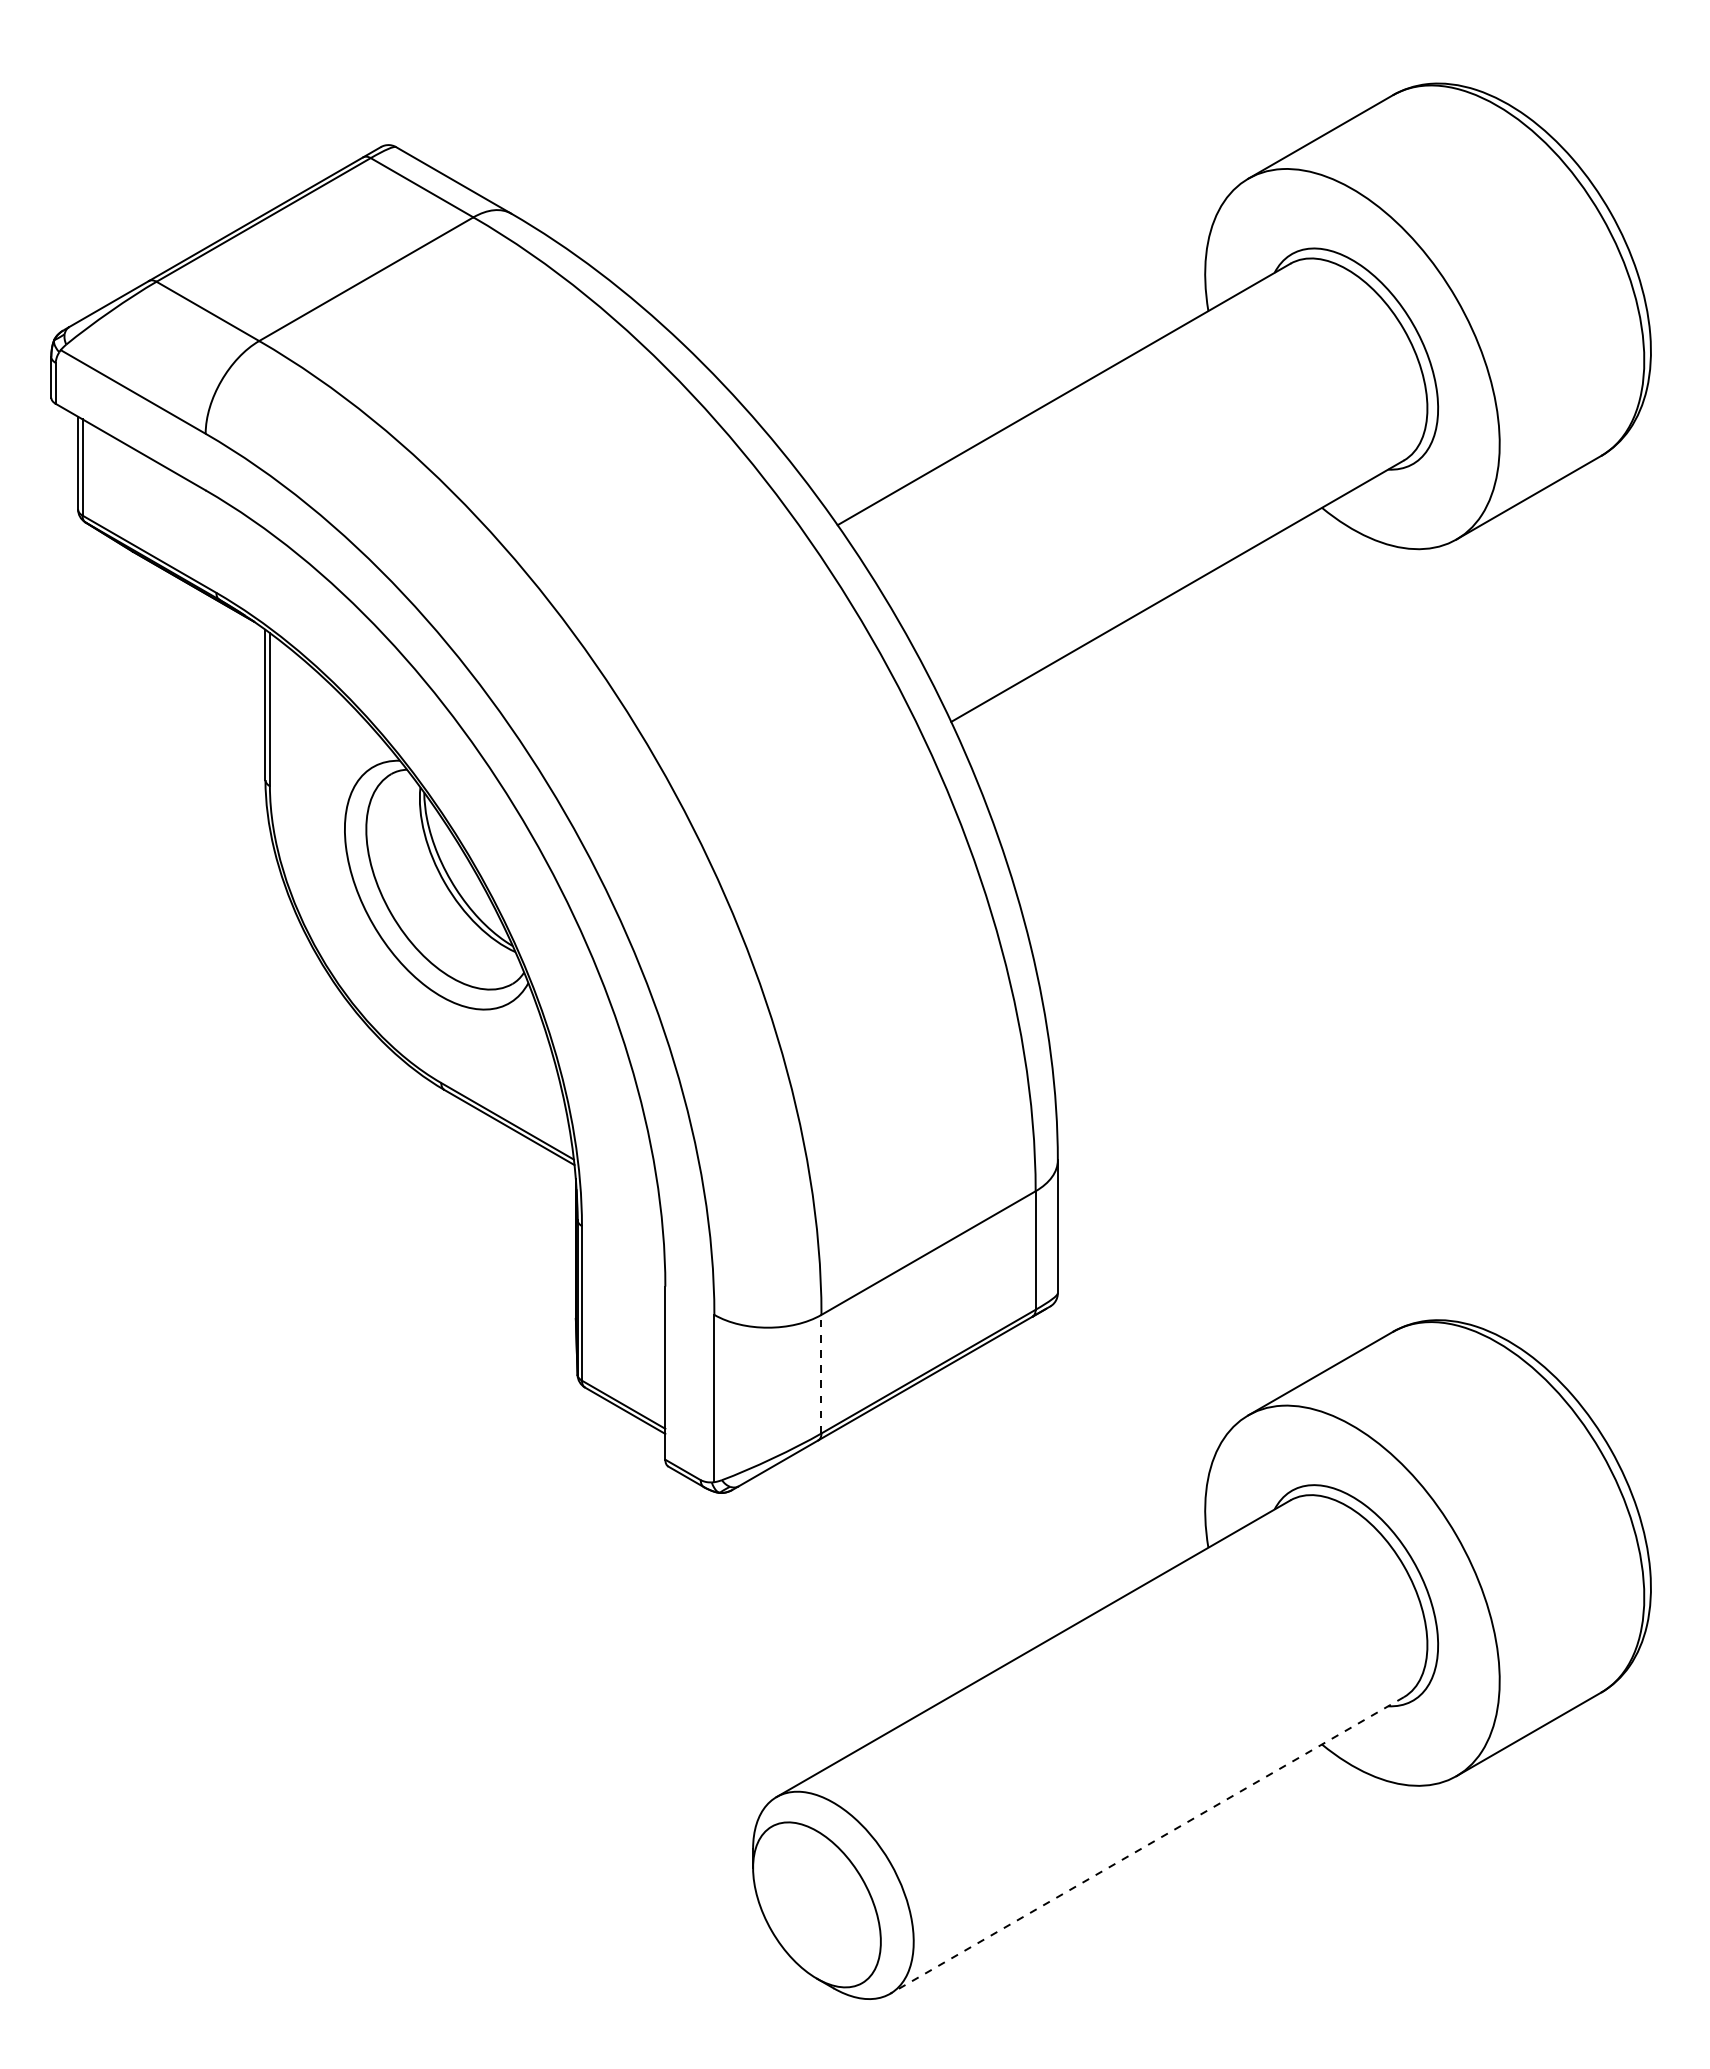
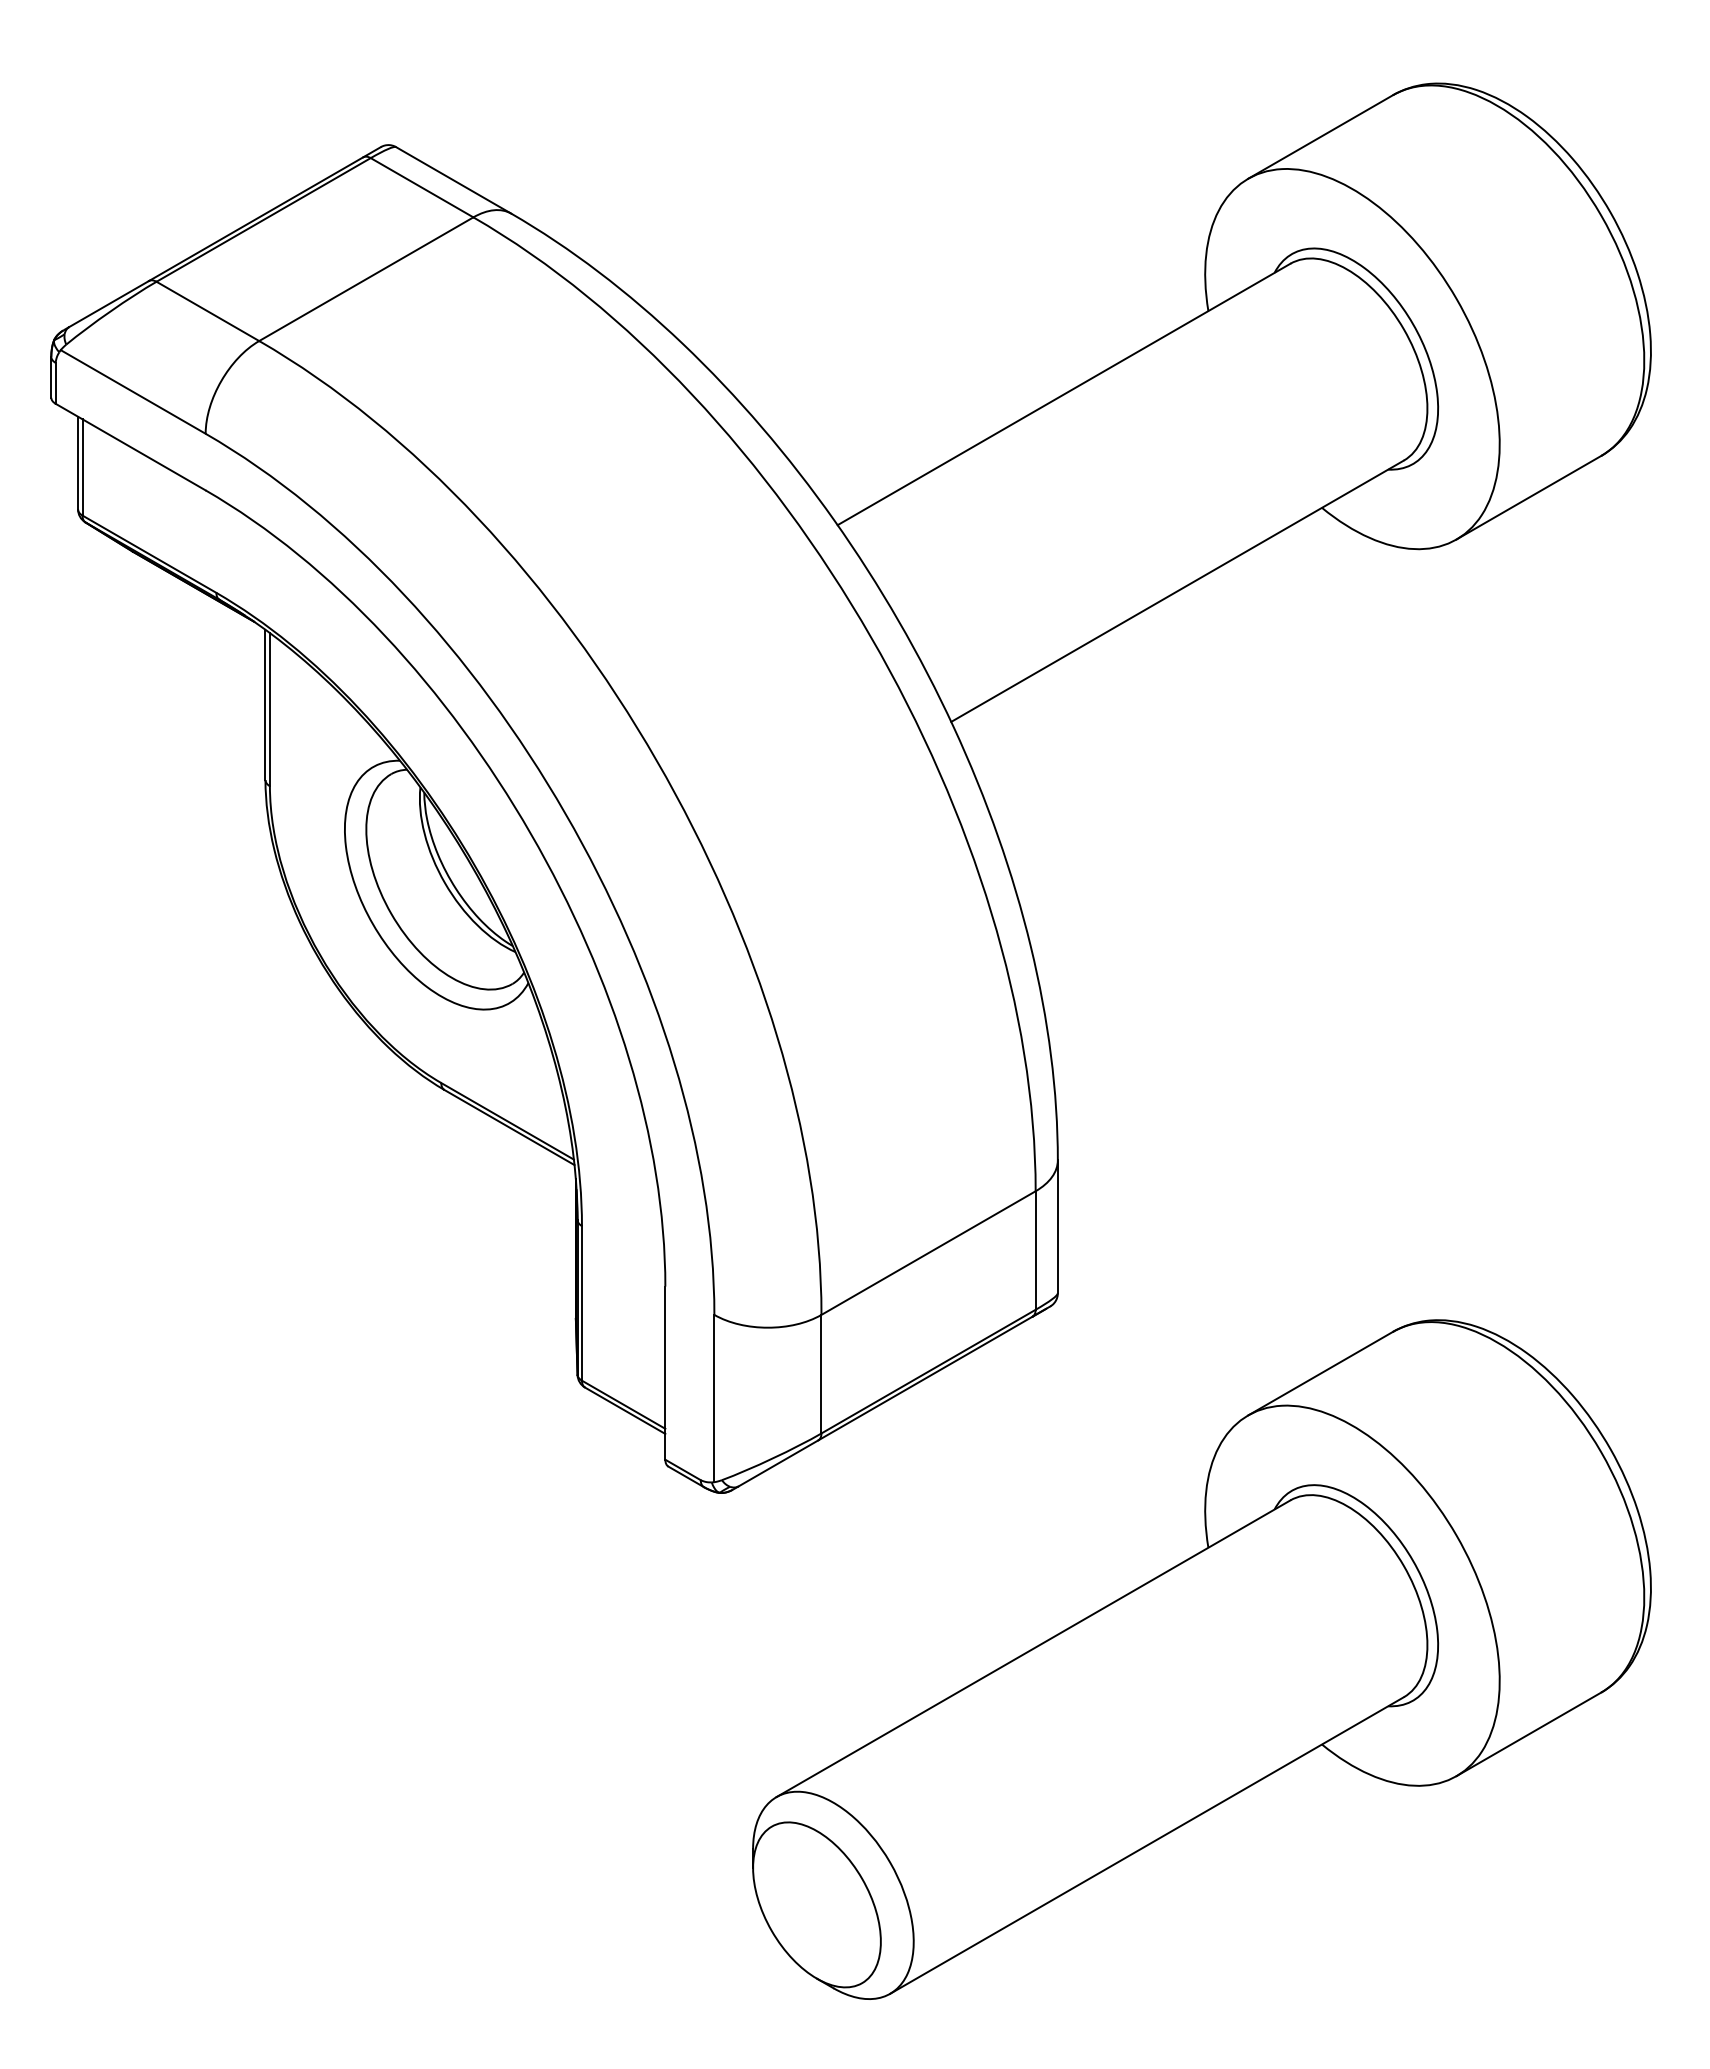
line: dashed -> solid (821, 1373)
line: dashed -> solid (1147, 1845)
